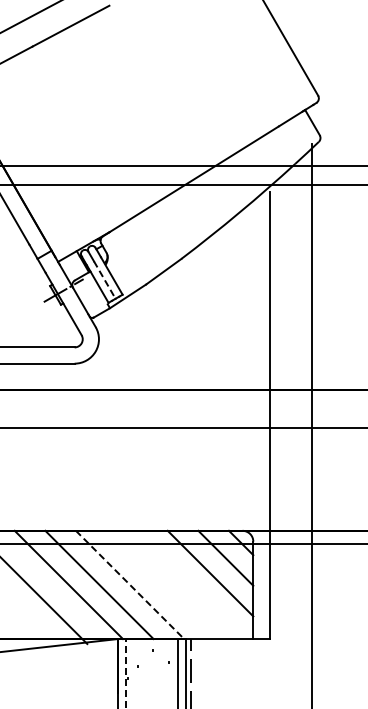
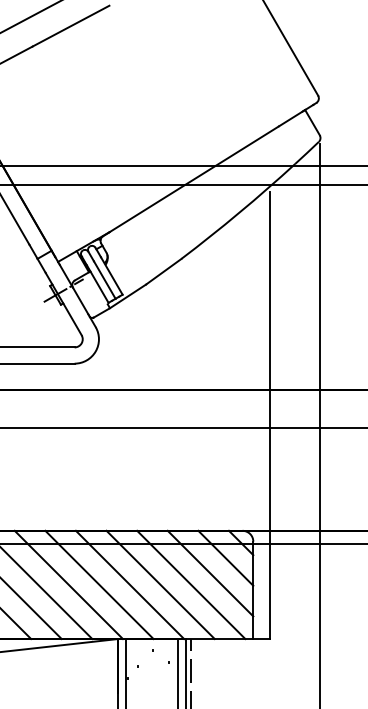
line: dashed -> solid (104, 280)
line position: (312, 424) -> (320, 424) (320, 424)
line: dashed -> solid (130, 584)
line: none -> present (160, 584)
line: none -> present (191, 584)
line position: (44, 601) -> (47, 594) (47, 594)
line: none -> present (31, 609)
line: none -> present (16, 624)
line: dashed -> solid (126, 674)
